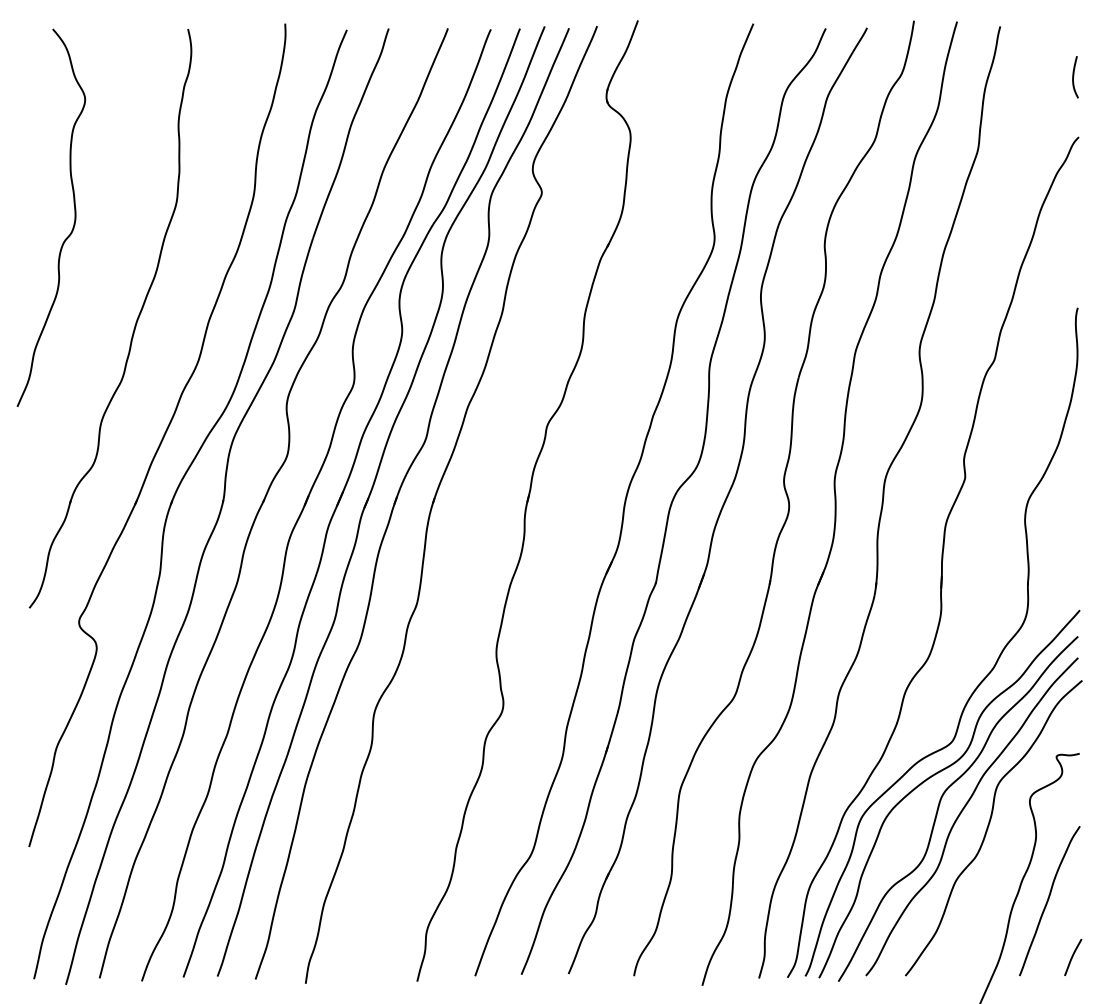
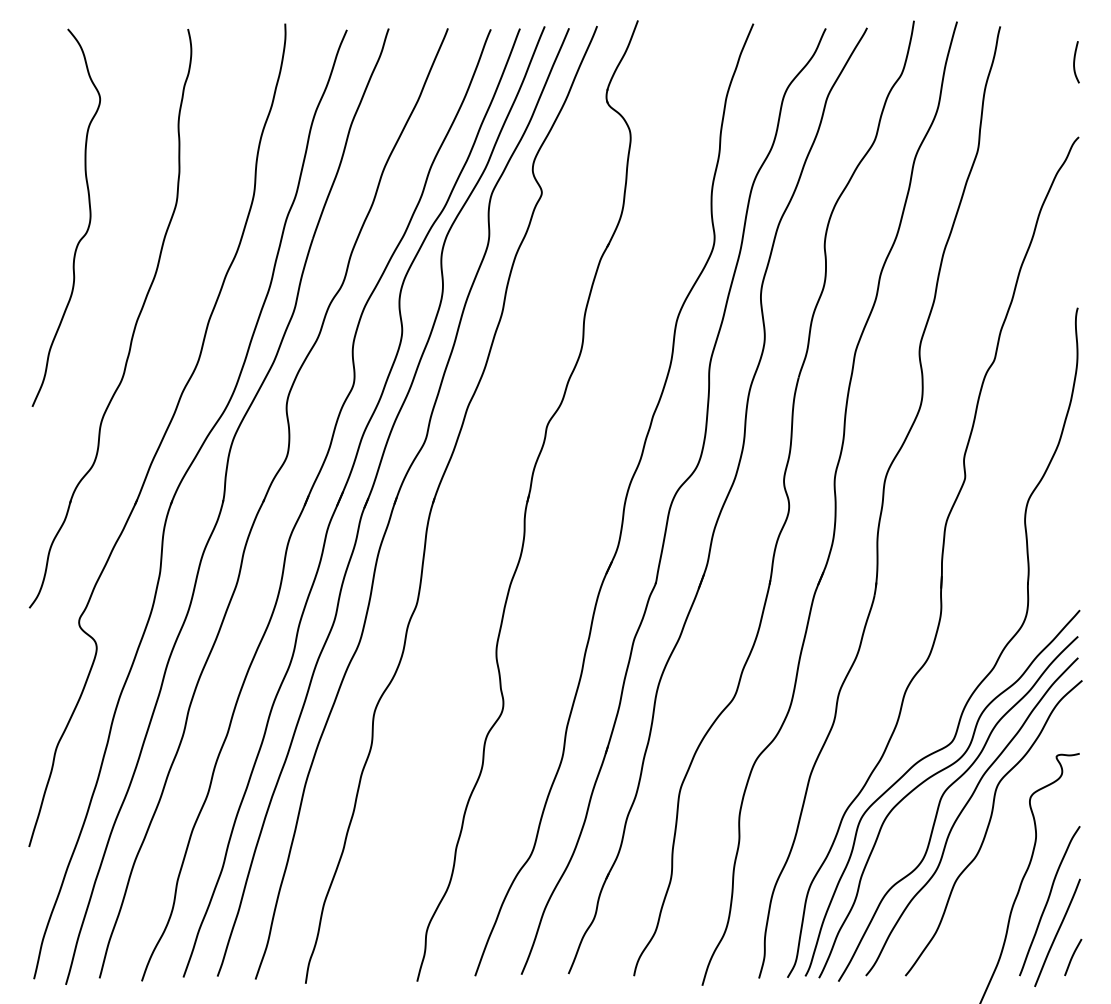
curve position: (1074, 76) -> (1075, 61) (1075, 61)
curve position: (73, 223) -> (88, 223) (88, 223)
line: none -> present (1057, 932)
